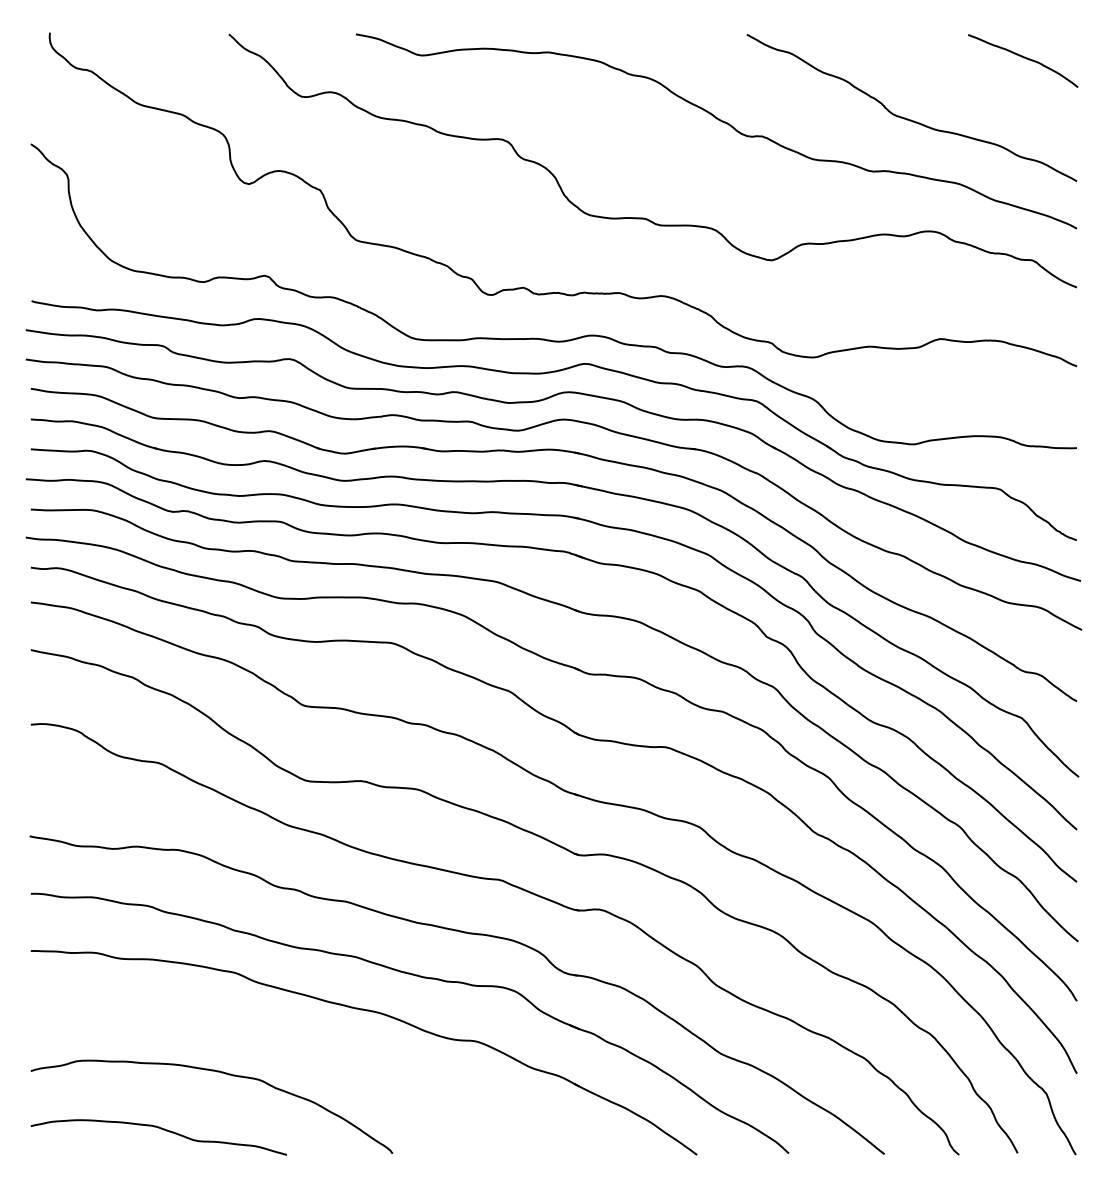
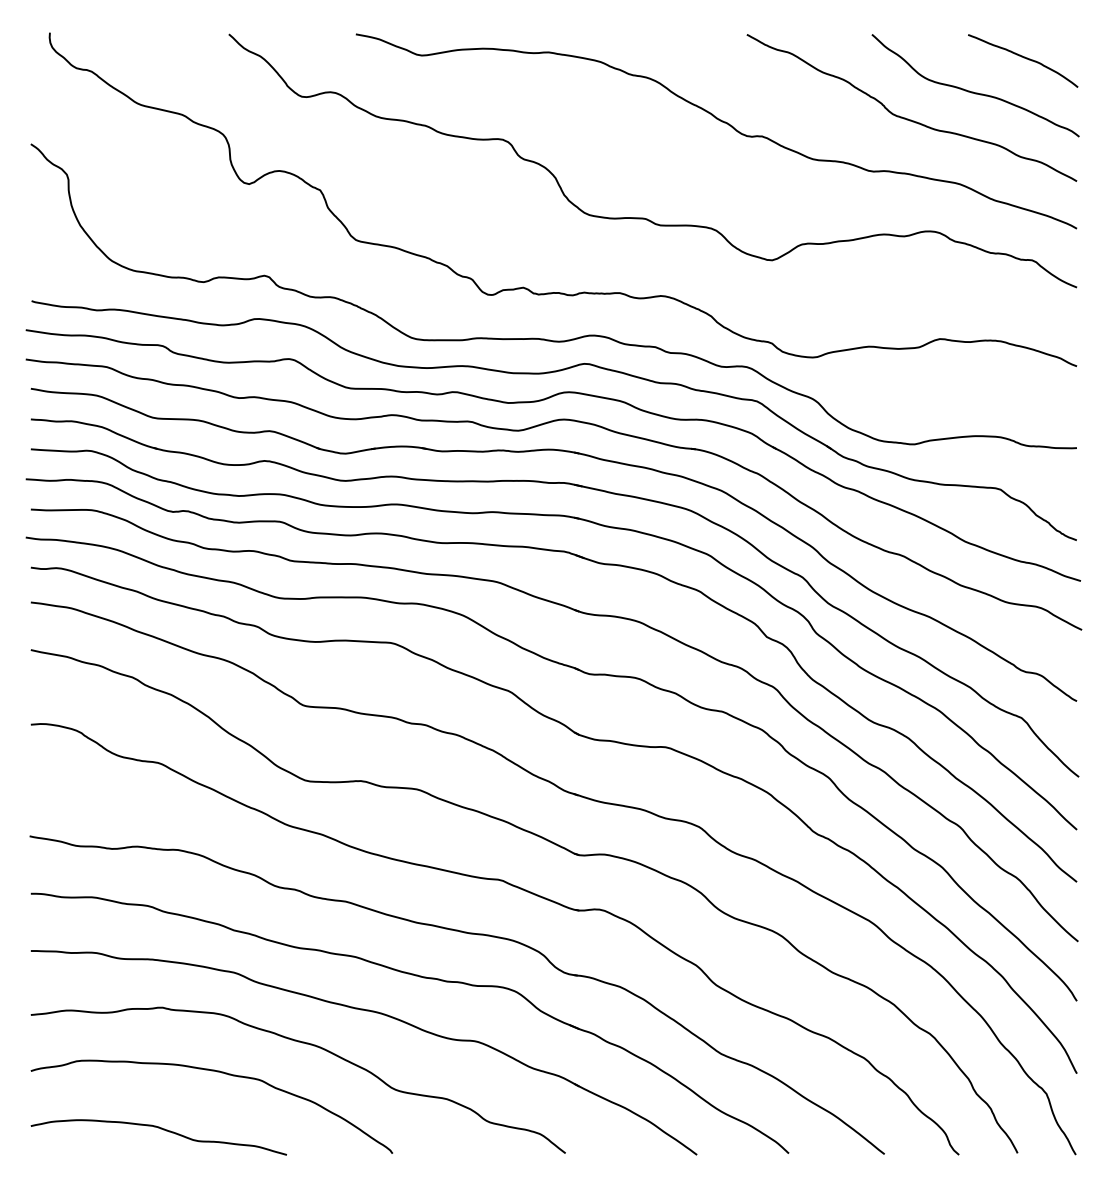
curve: none -> present (973, 91)
curve: none -> present (306, 1044)
